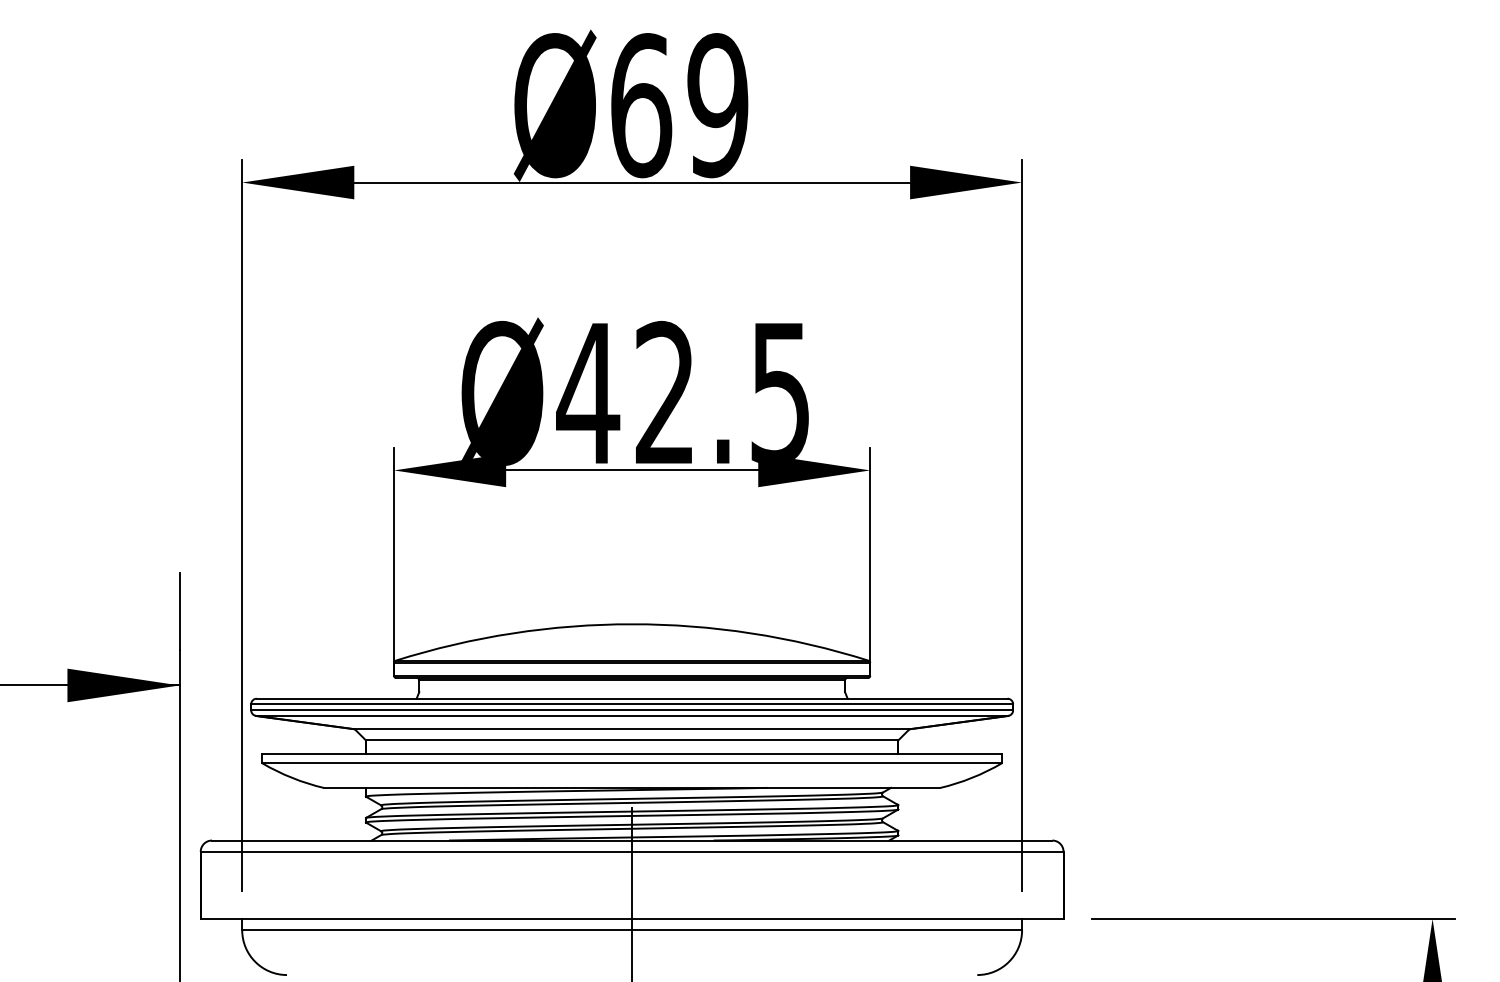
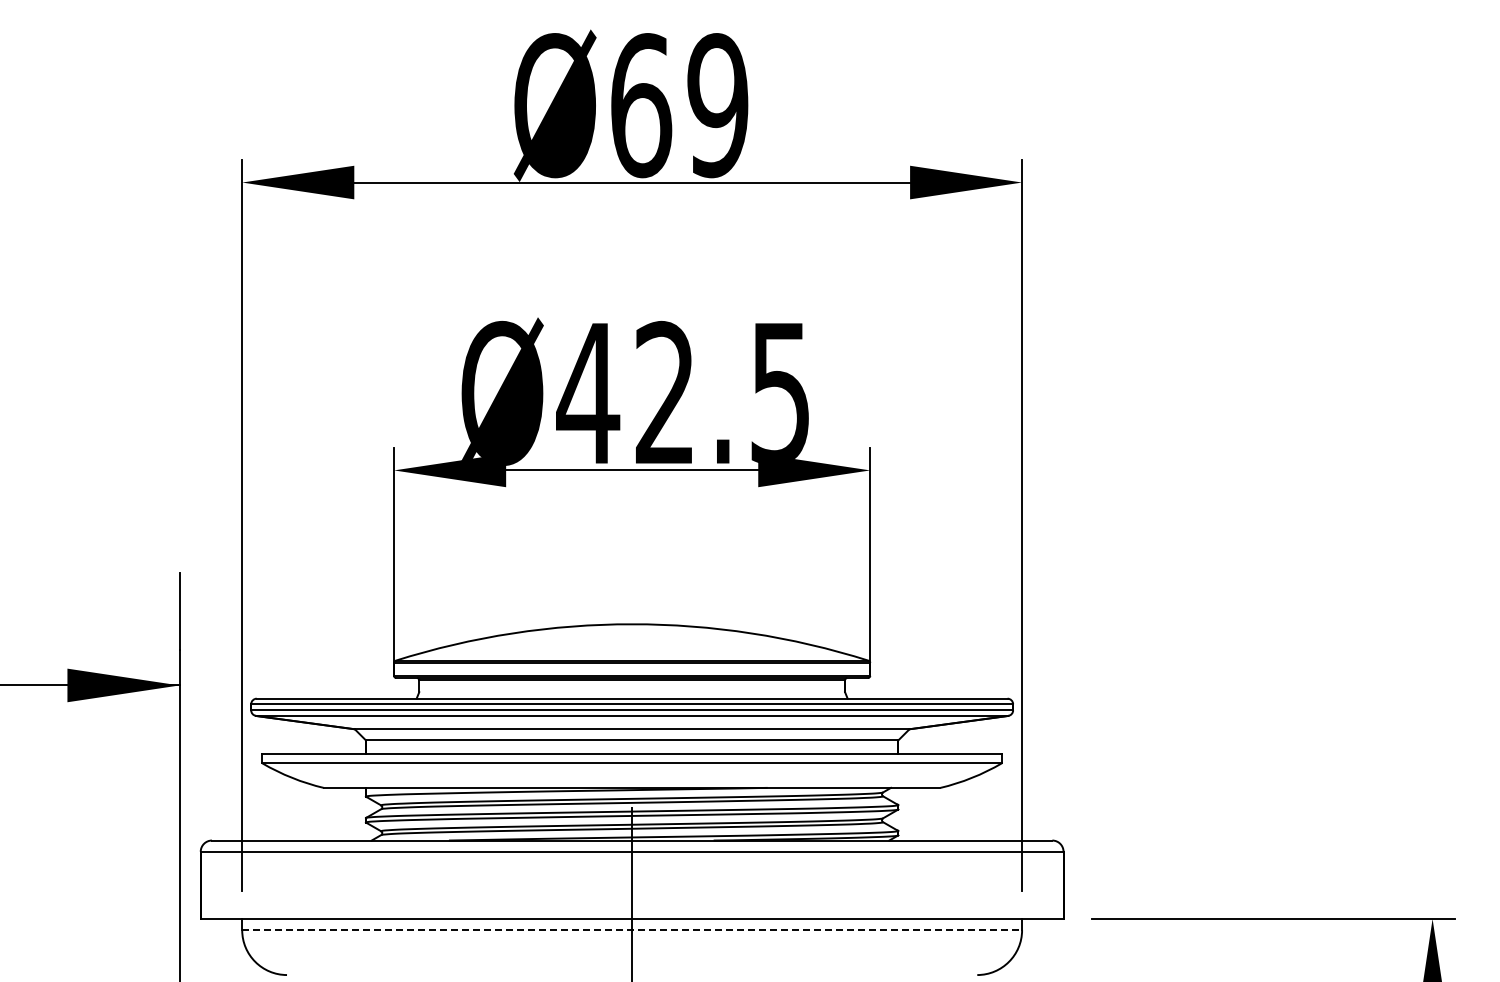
line: solid -> dashed (632, 930)
